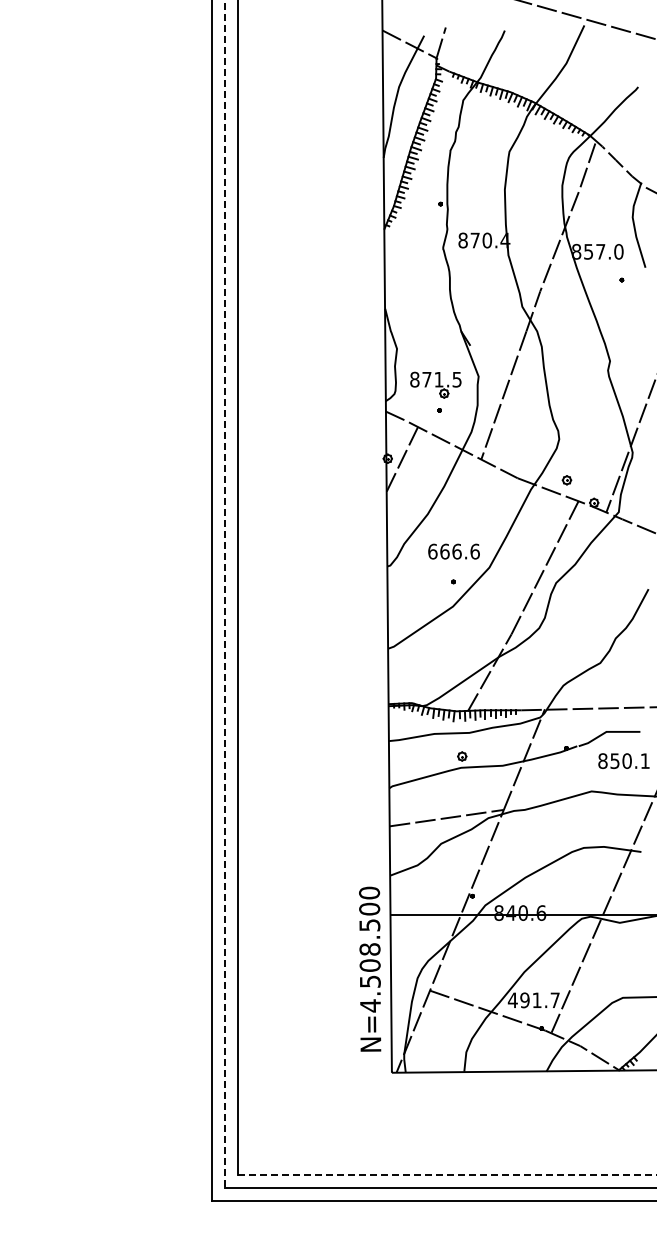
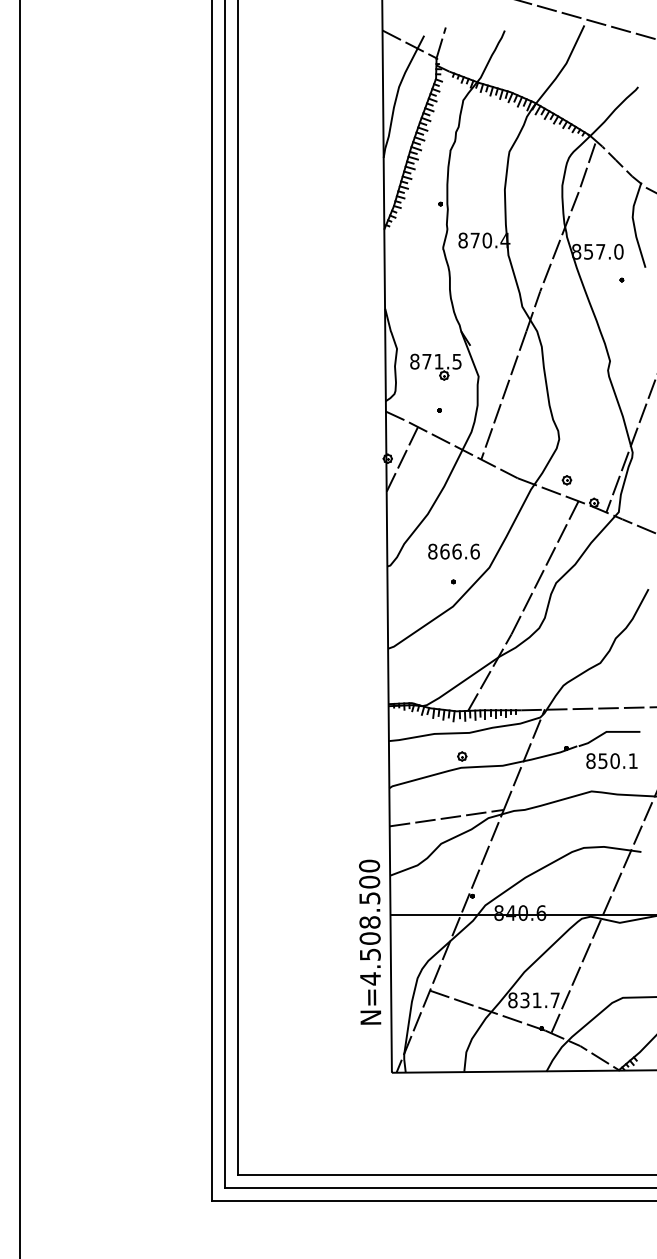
part position: (435, 384) -> (435, 366) (435, 366)
text: 666.6 -> 866.6 (432, 551)
line: dashed -> solid (225, 594)
line: none -> present (19, 628)
text position: (623, 760) -> (611, 760) (611, 760)
text position: (370, 968) -> (370, 941) (370, 941)
text: 491.7 -> 831.7 (518, 1000)
line: dashed -> solid (446, 1175)
